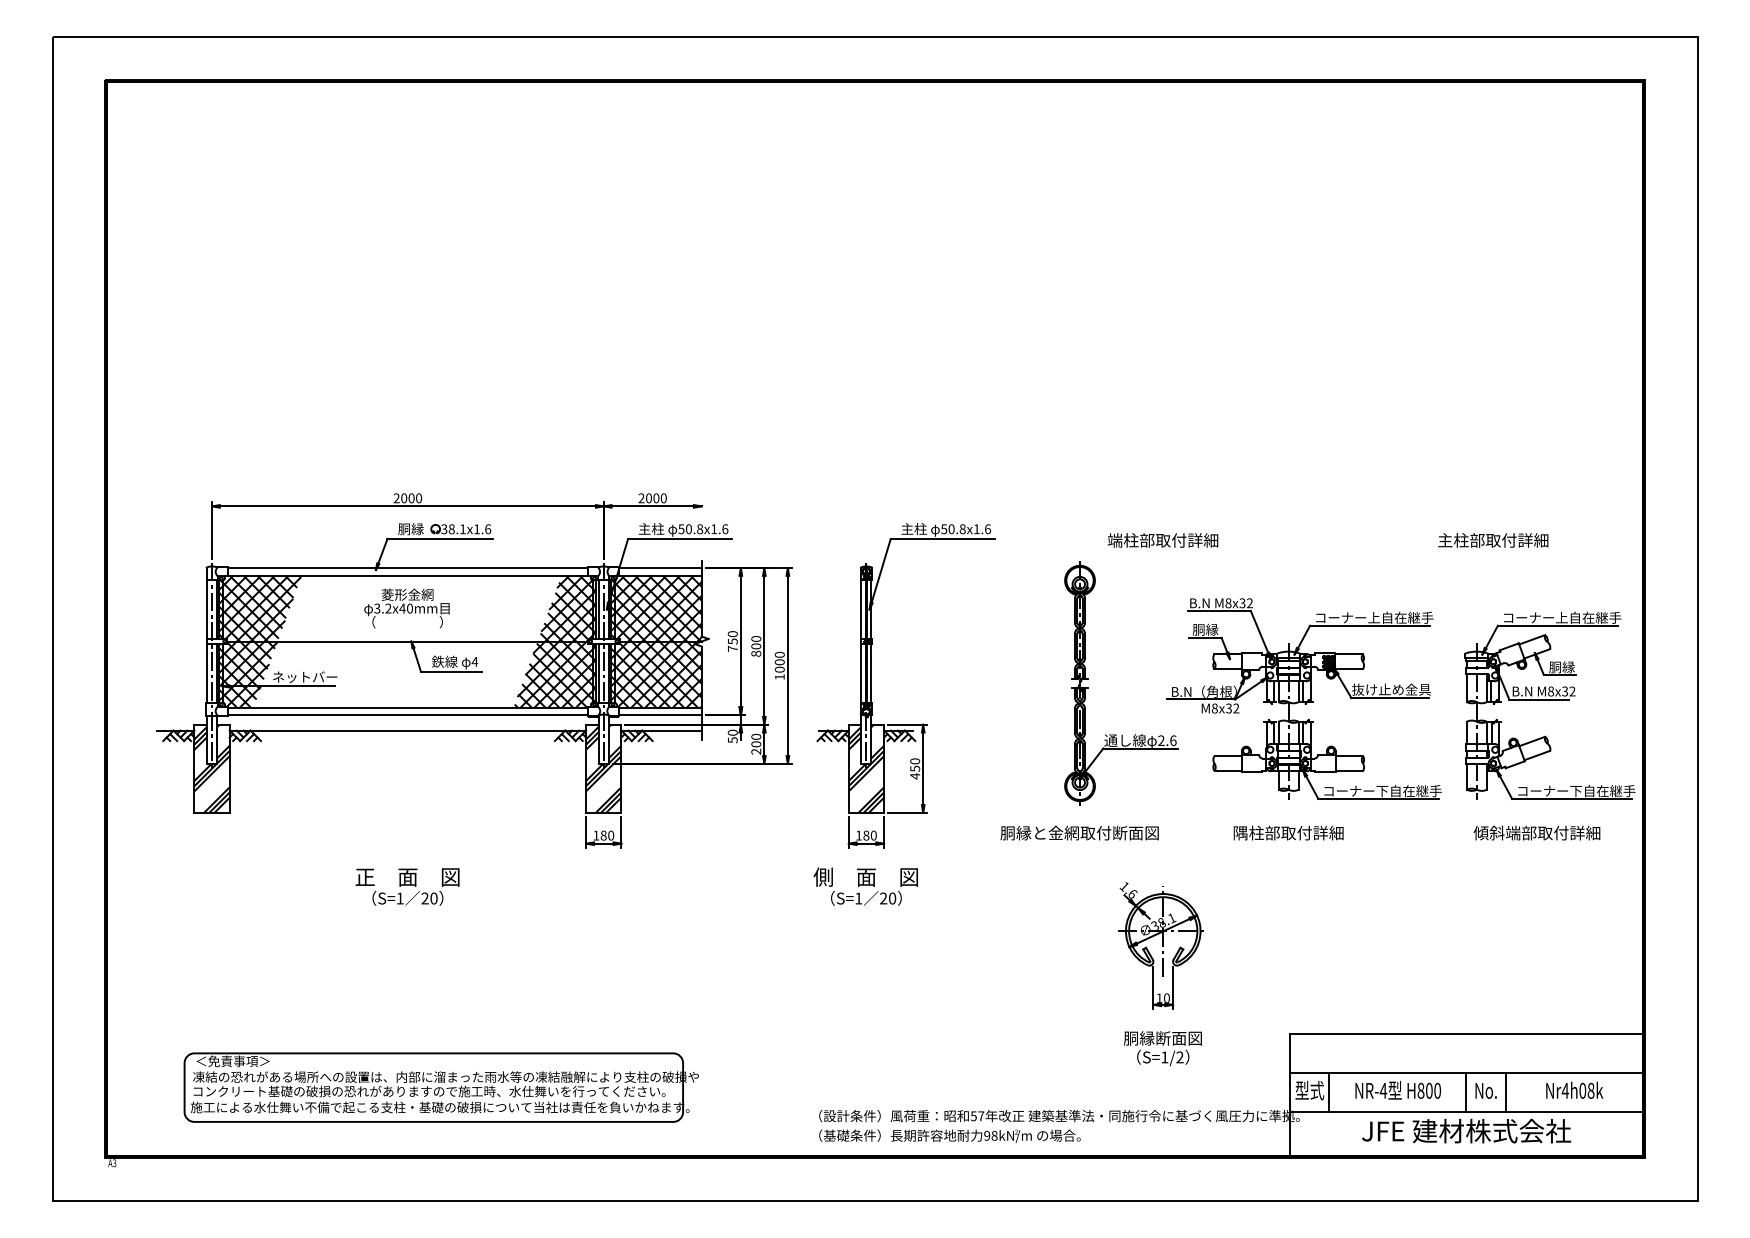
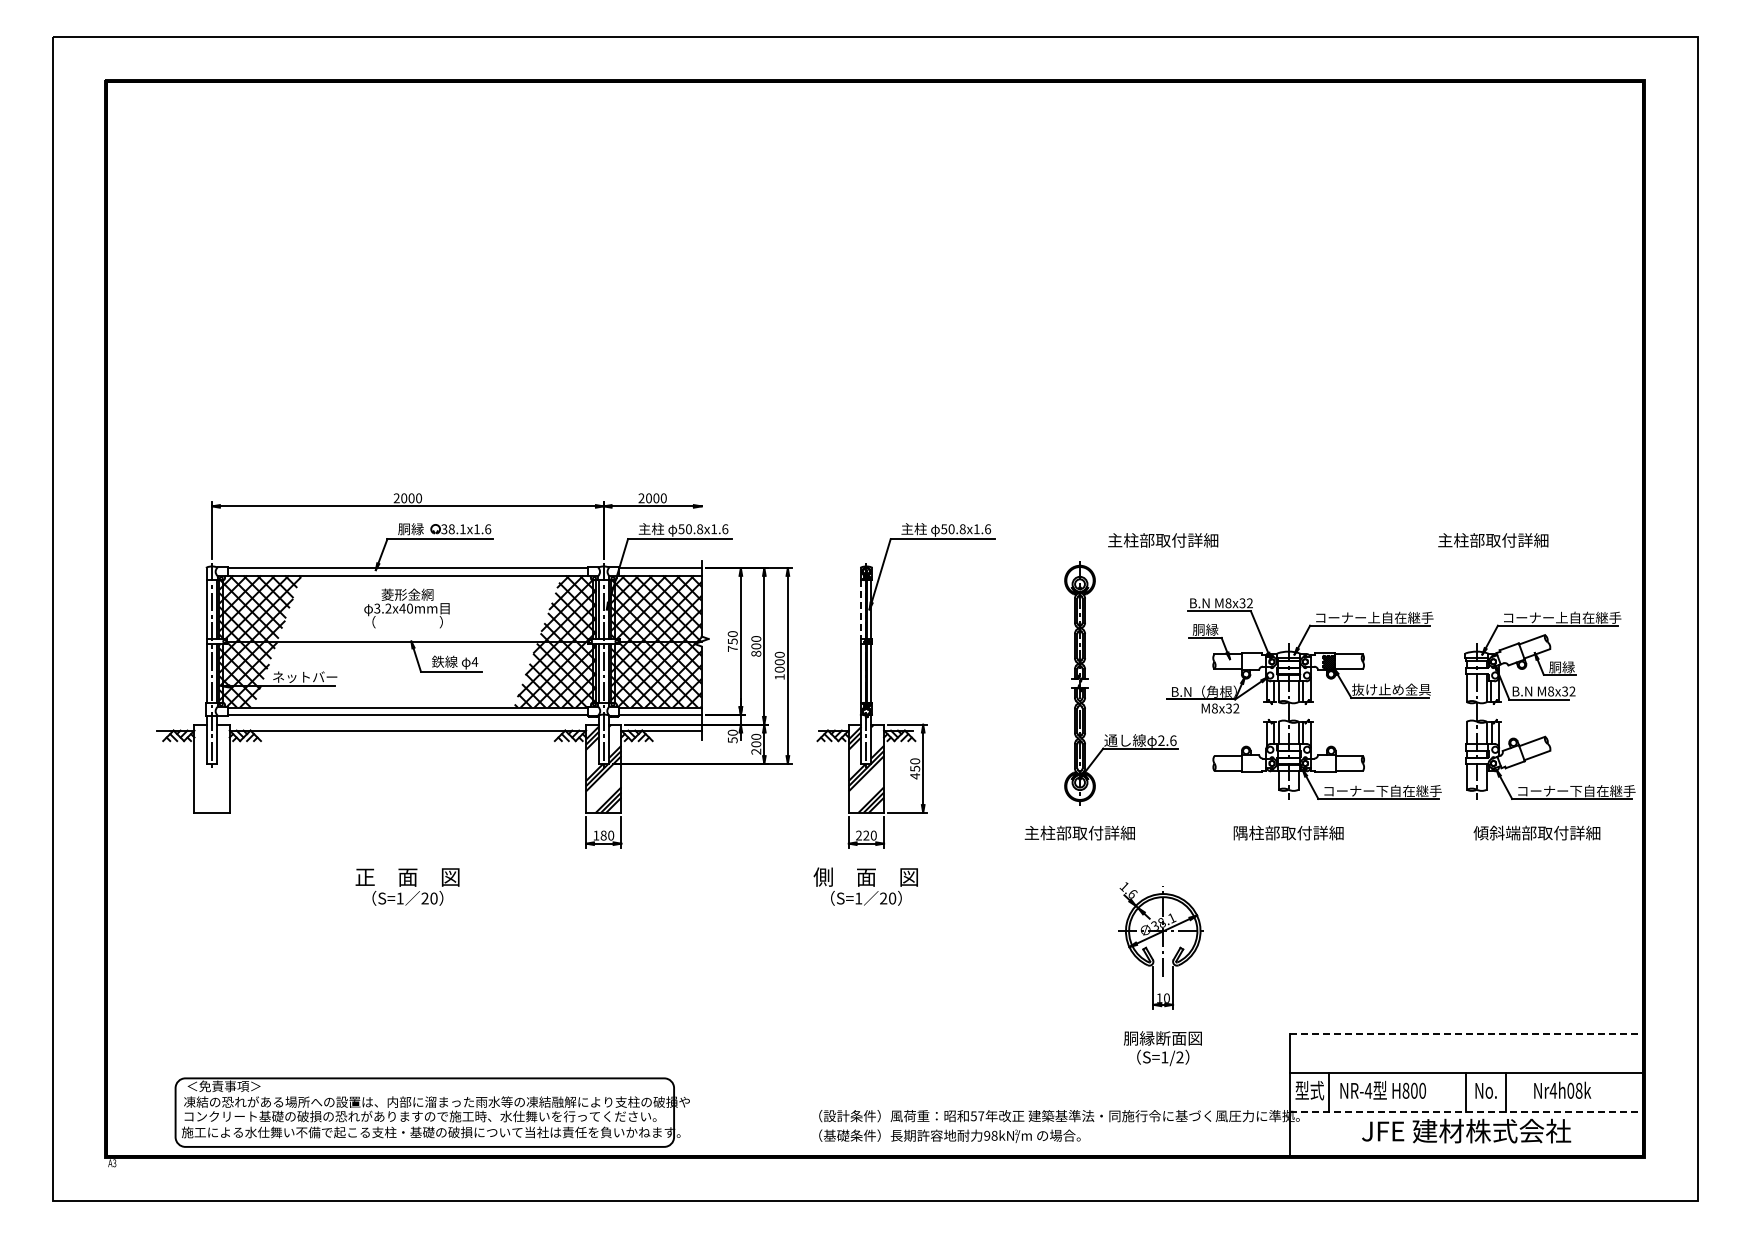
text: 端柱部取付詳細 -> 主柱部取付詳細 (1114, 540)
line: solid -> dashed (861, 609)
hatch: present -> none (211, 768)
text: 胴縁と金網取付断面図 -> 主柱部取付詳細 (1079, 832)
text: 180 -> 220 (862, 835)
line: solid -> dashed (1466, 1034)
part position: (440, 1087) -> (431, 1112) (431, 1112)
text position: (1574, 1089) -> (1562, 1089) (1562, 1089)
text position: (1397, 1090) -> (1382, 1090) (1382, 1090)
line: solid -> dashed (1466, 1112)
